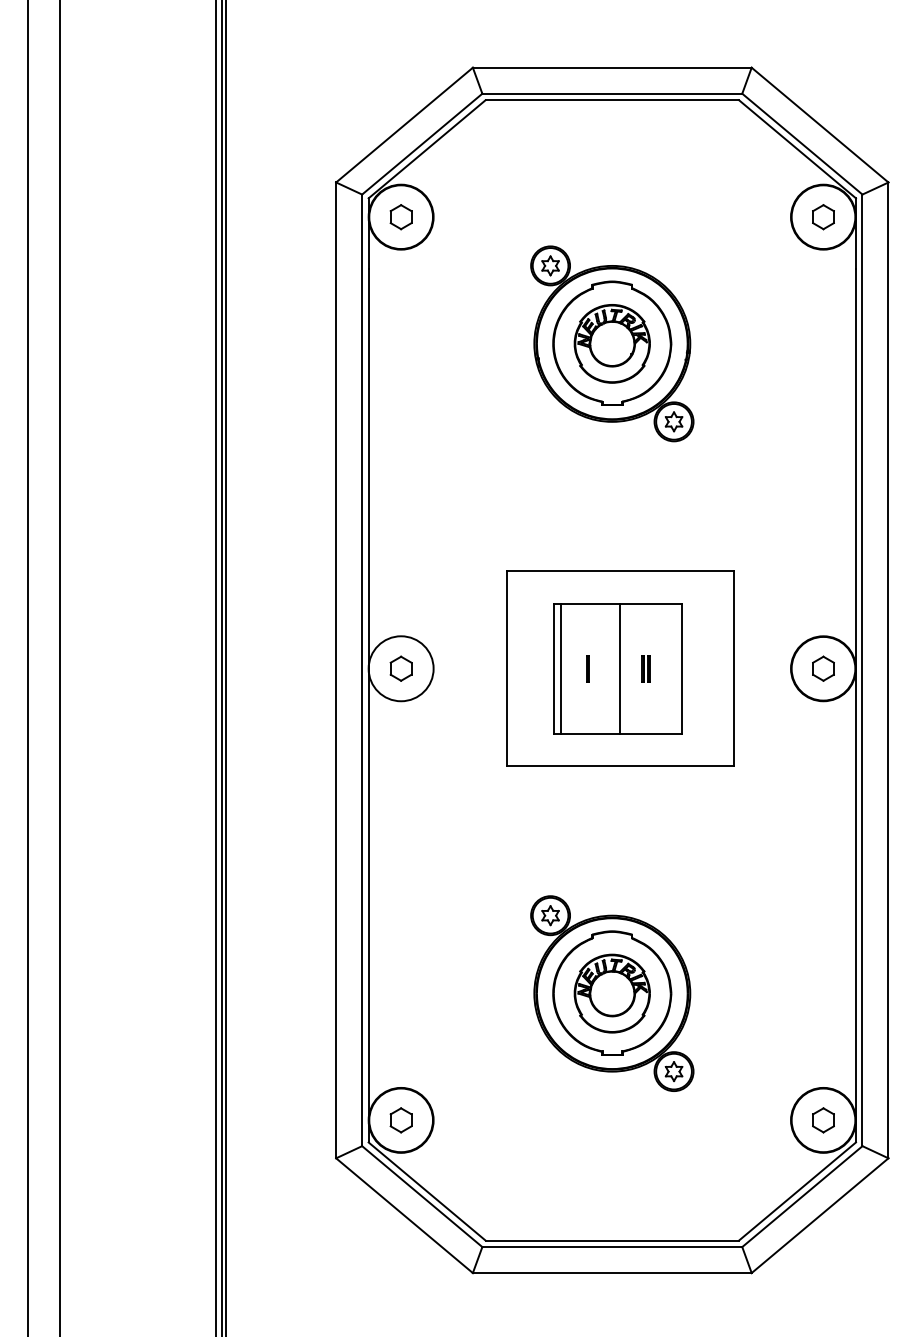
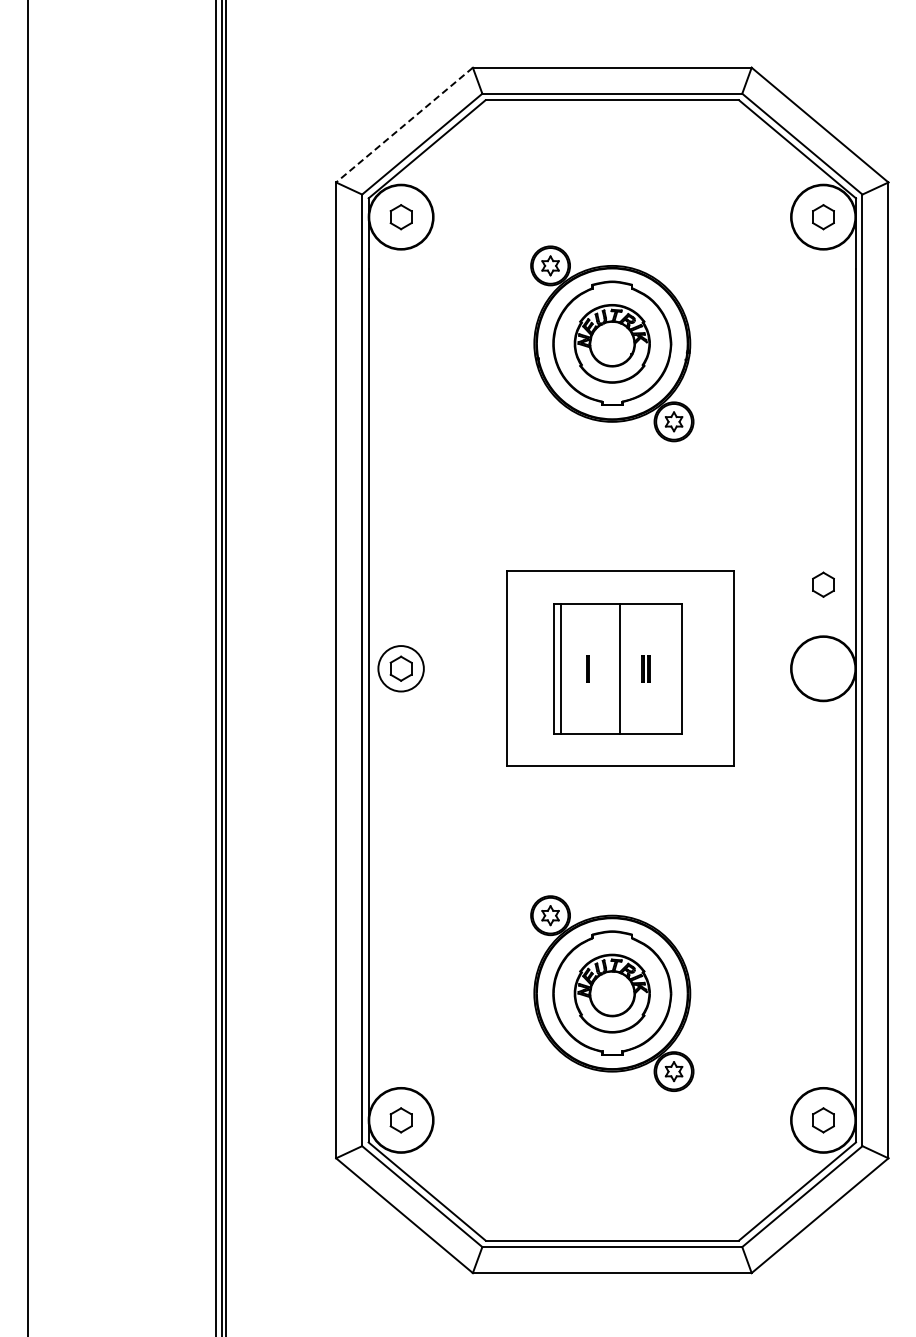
line: solid -> dashed (404, 125)
line: present -> none (60, 667)
circle diameter: 65 px -> 45 px (400, 668)
part position: (823, 668) -> (823, 584) (823, 584)
